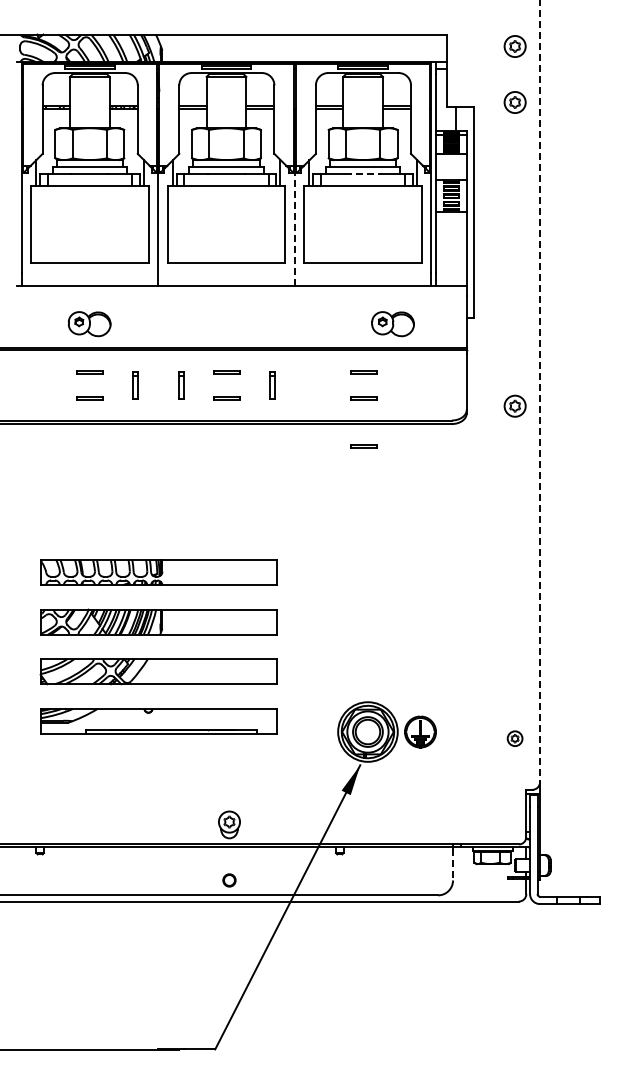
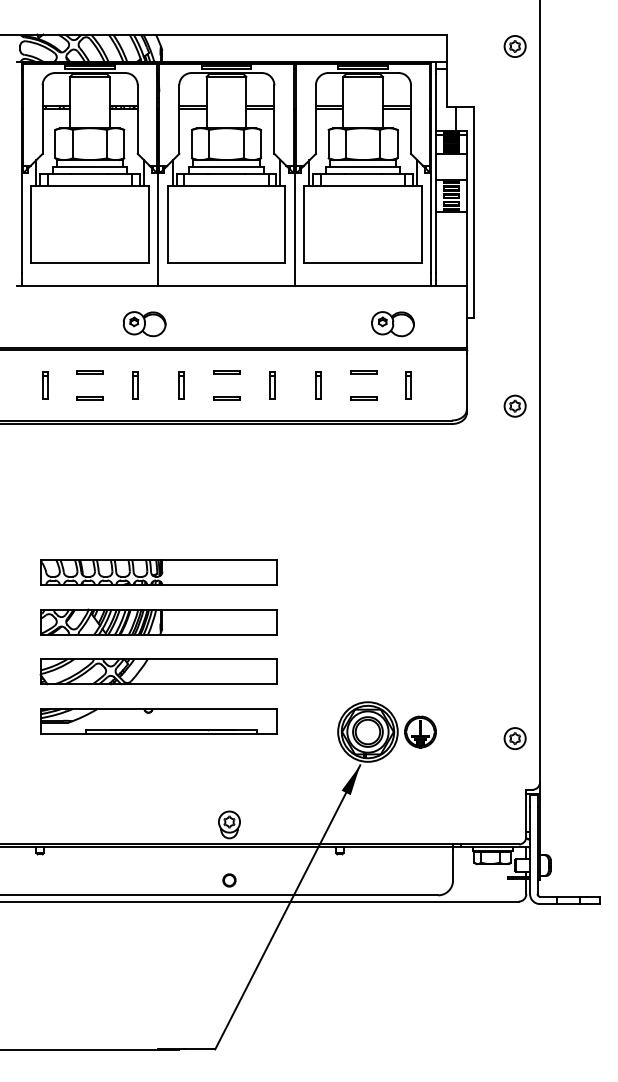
part: present -> none (514, 102)
line: dashed -> solid (363, 173)
line: dashed -> solid (294, 228)
part position: (89, 324) -> (144, 324) (144, 324)
part: none -> present (45, 385)
part: none -> present (318, 385)
part: none -> present (408, 385)
line: dashed -> solid (540, 391)
line: present -> none (363, 445)
part size: 18x17 px -> 24x24 px (514, 738)
line: dashed -> solid (453, 864)
